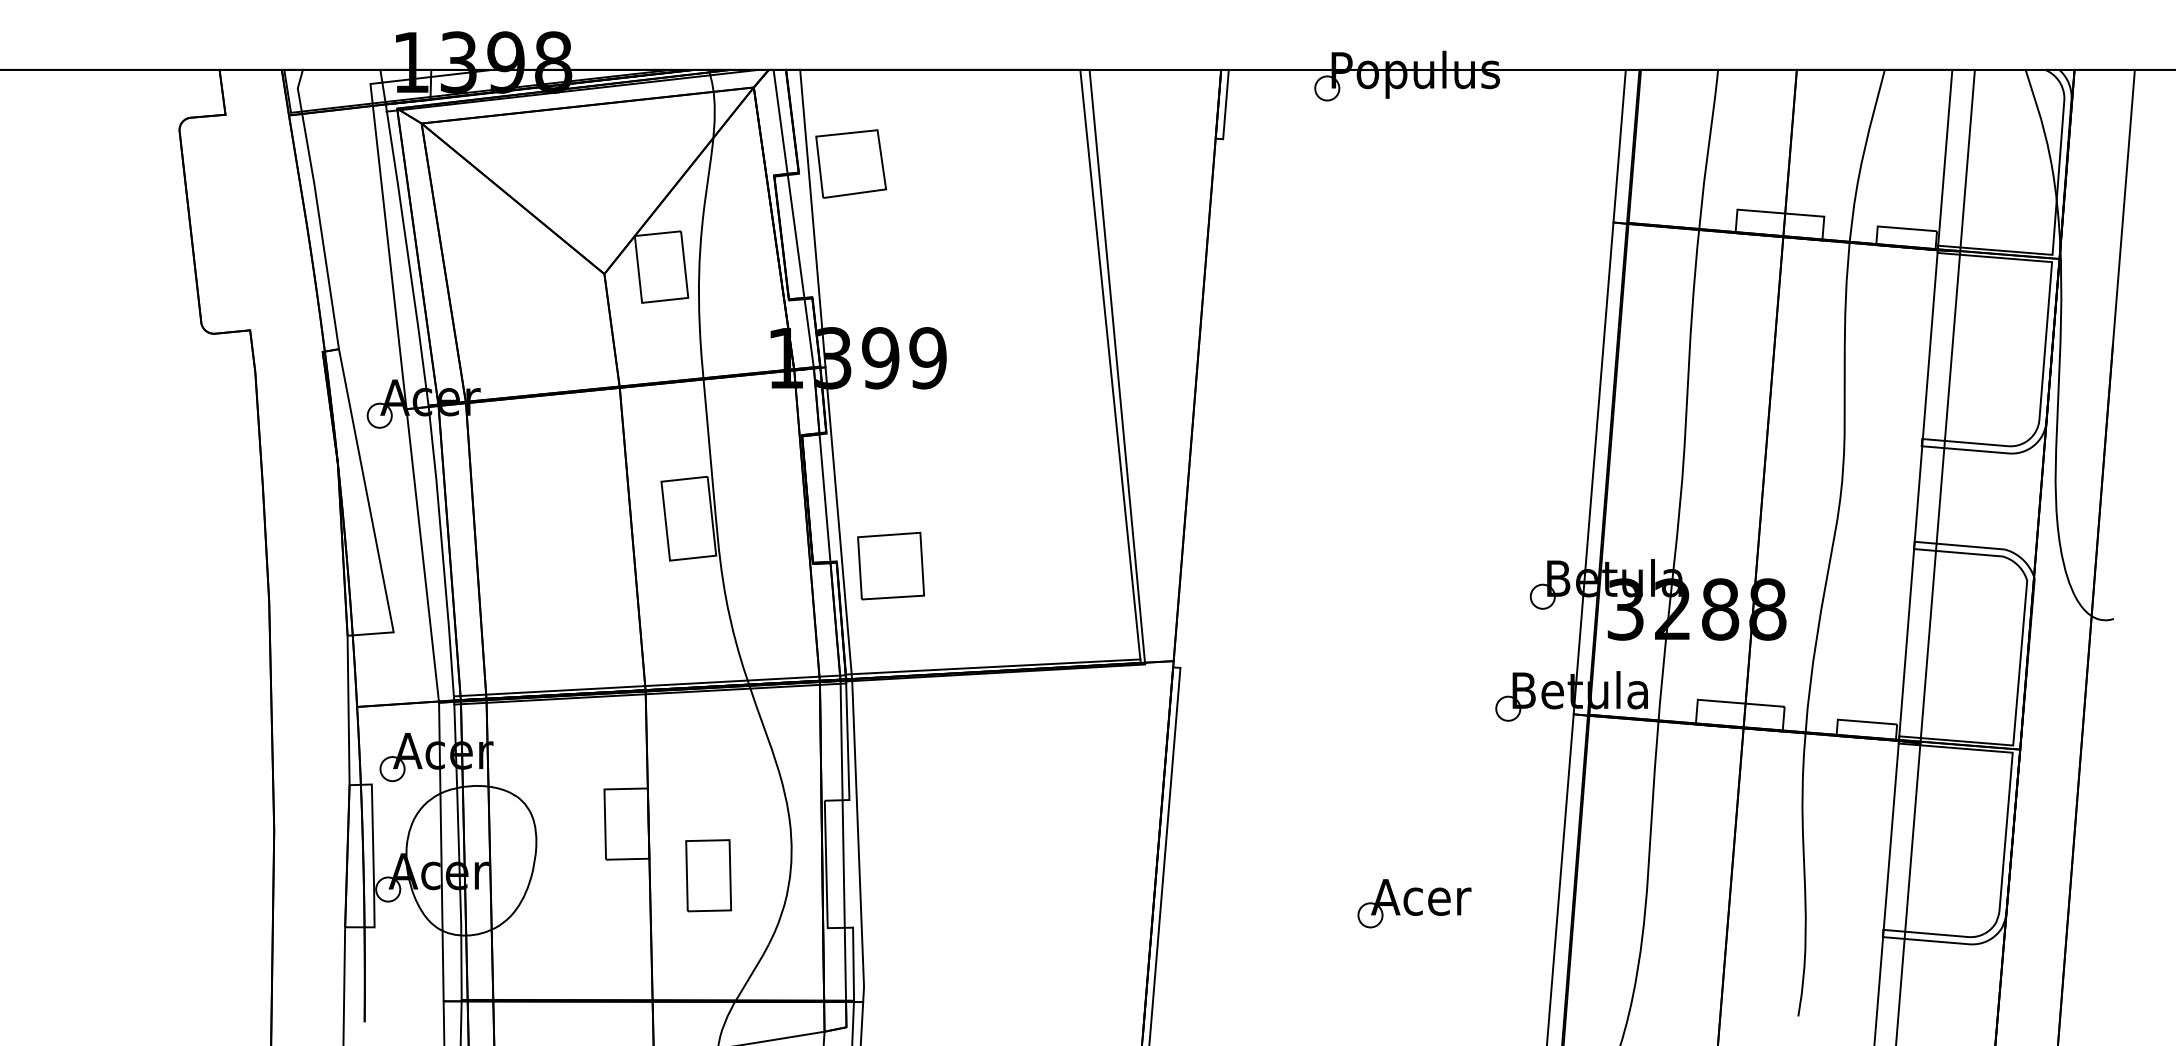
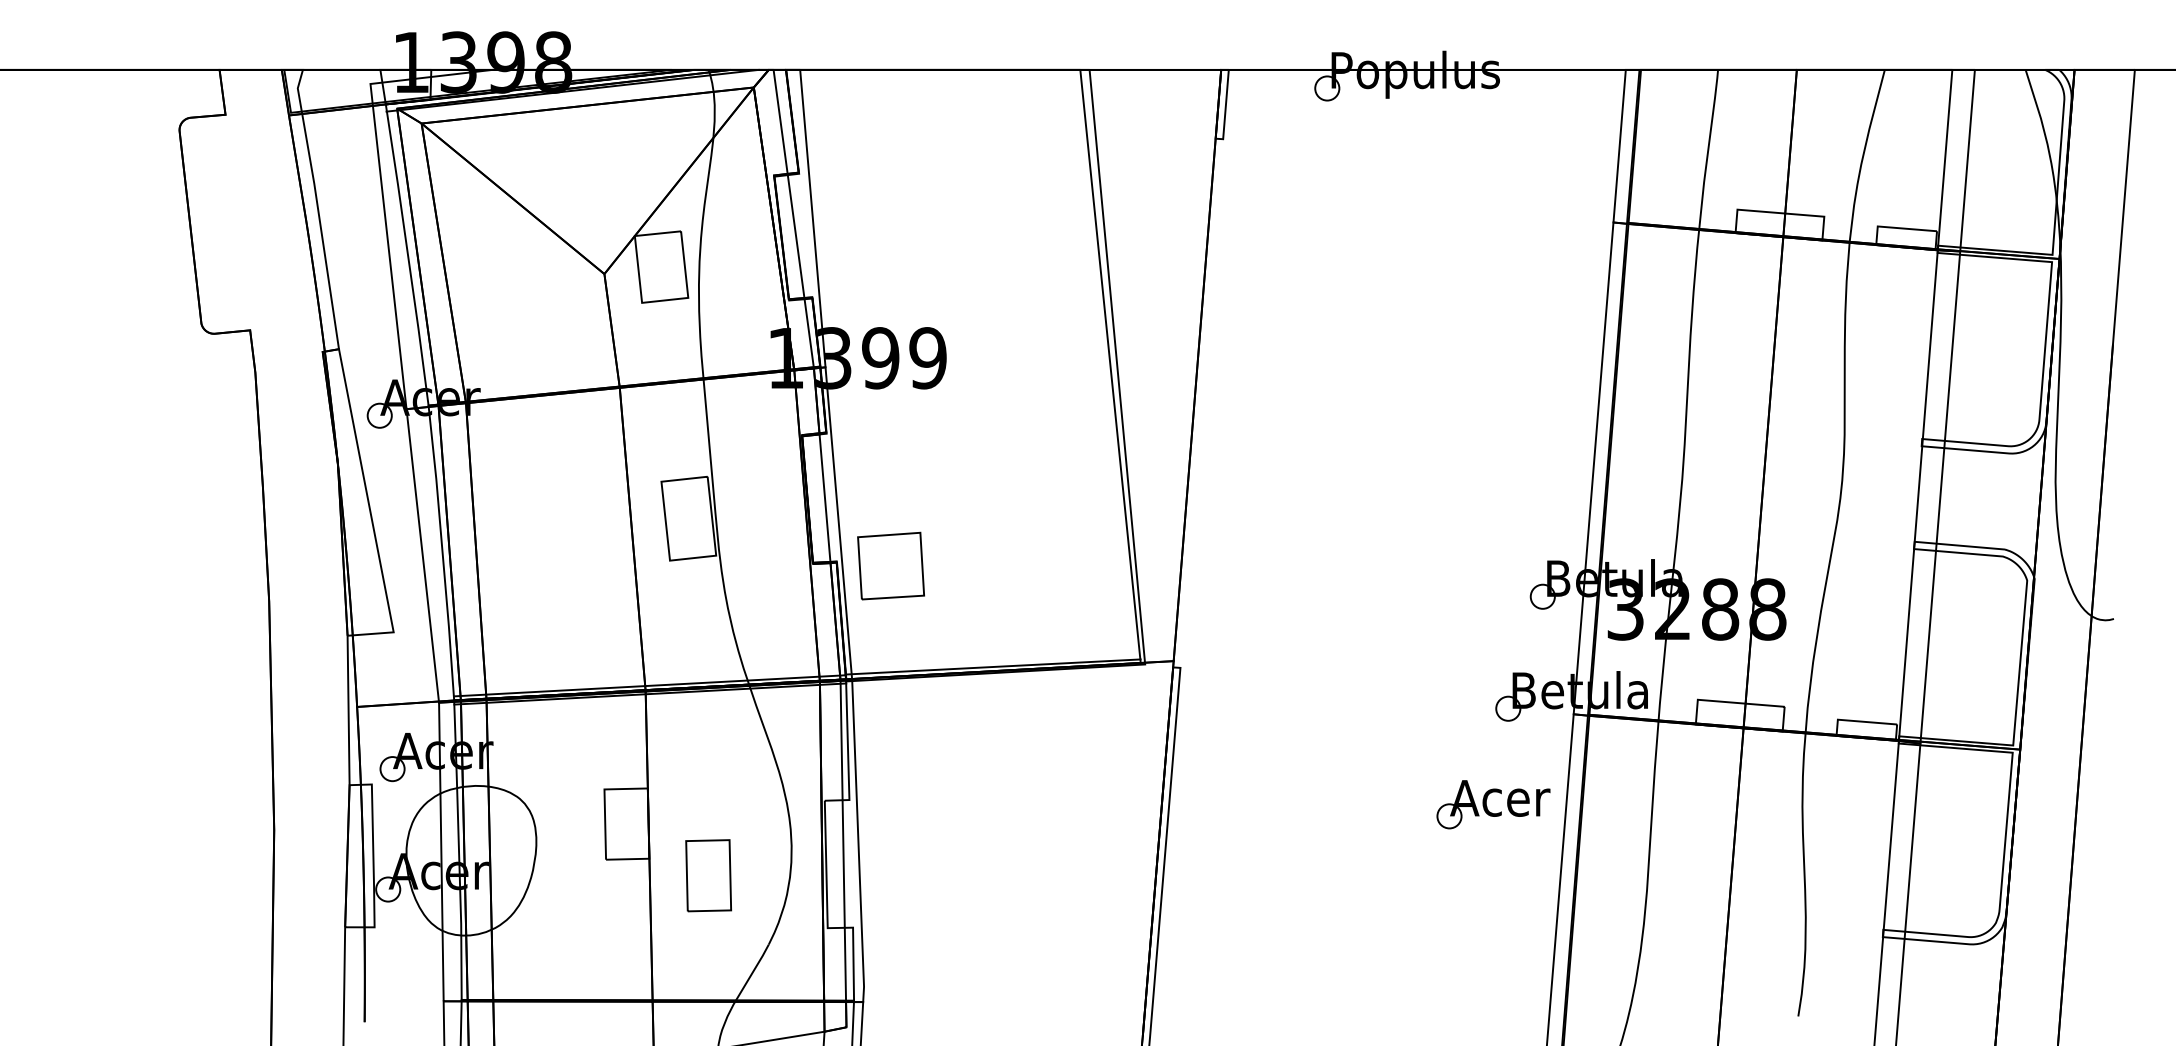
part: present -> none (851, 163)
part position: (1408, 905) -> (1487, 806) (1487, 806)
